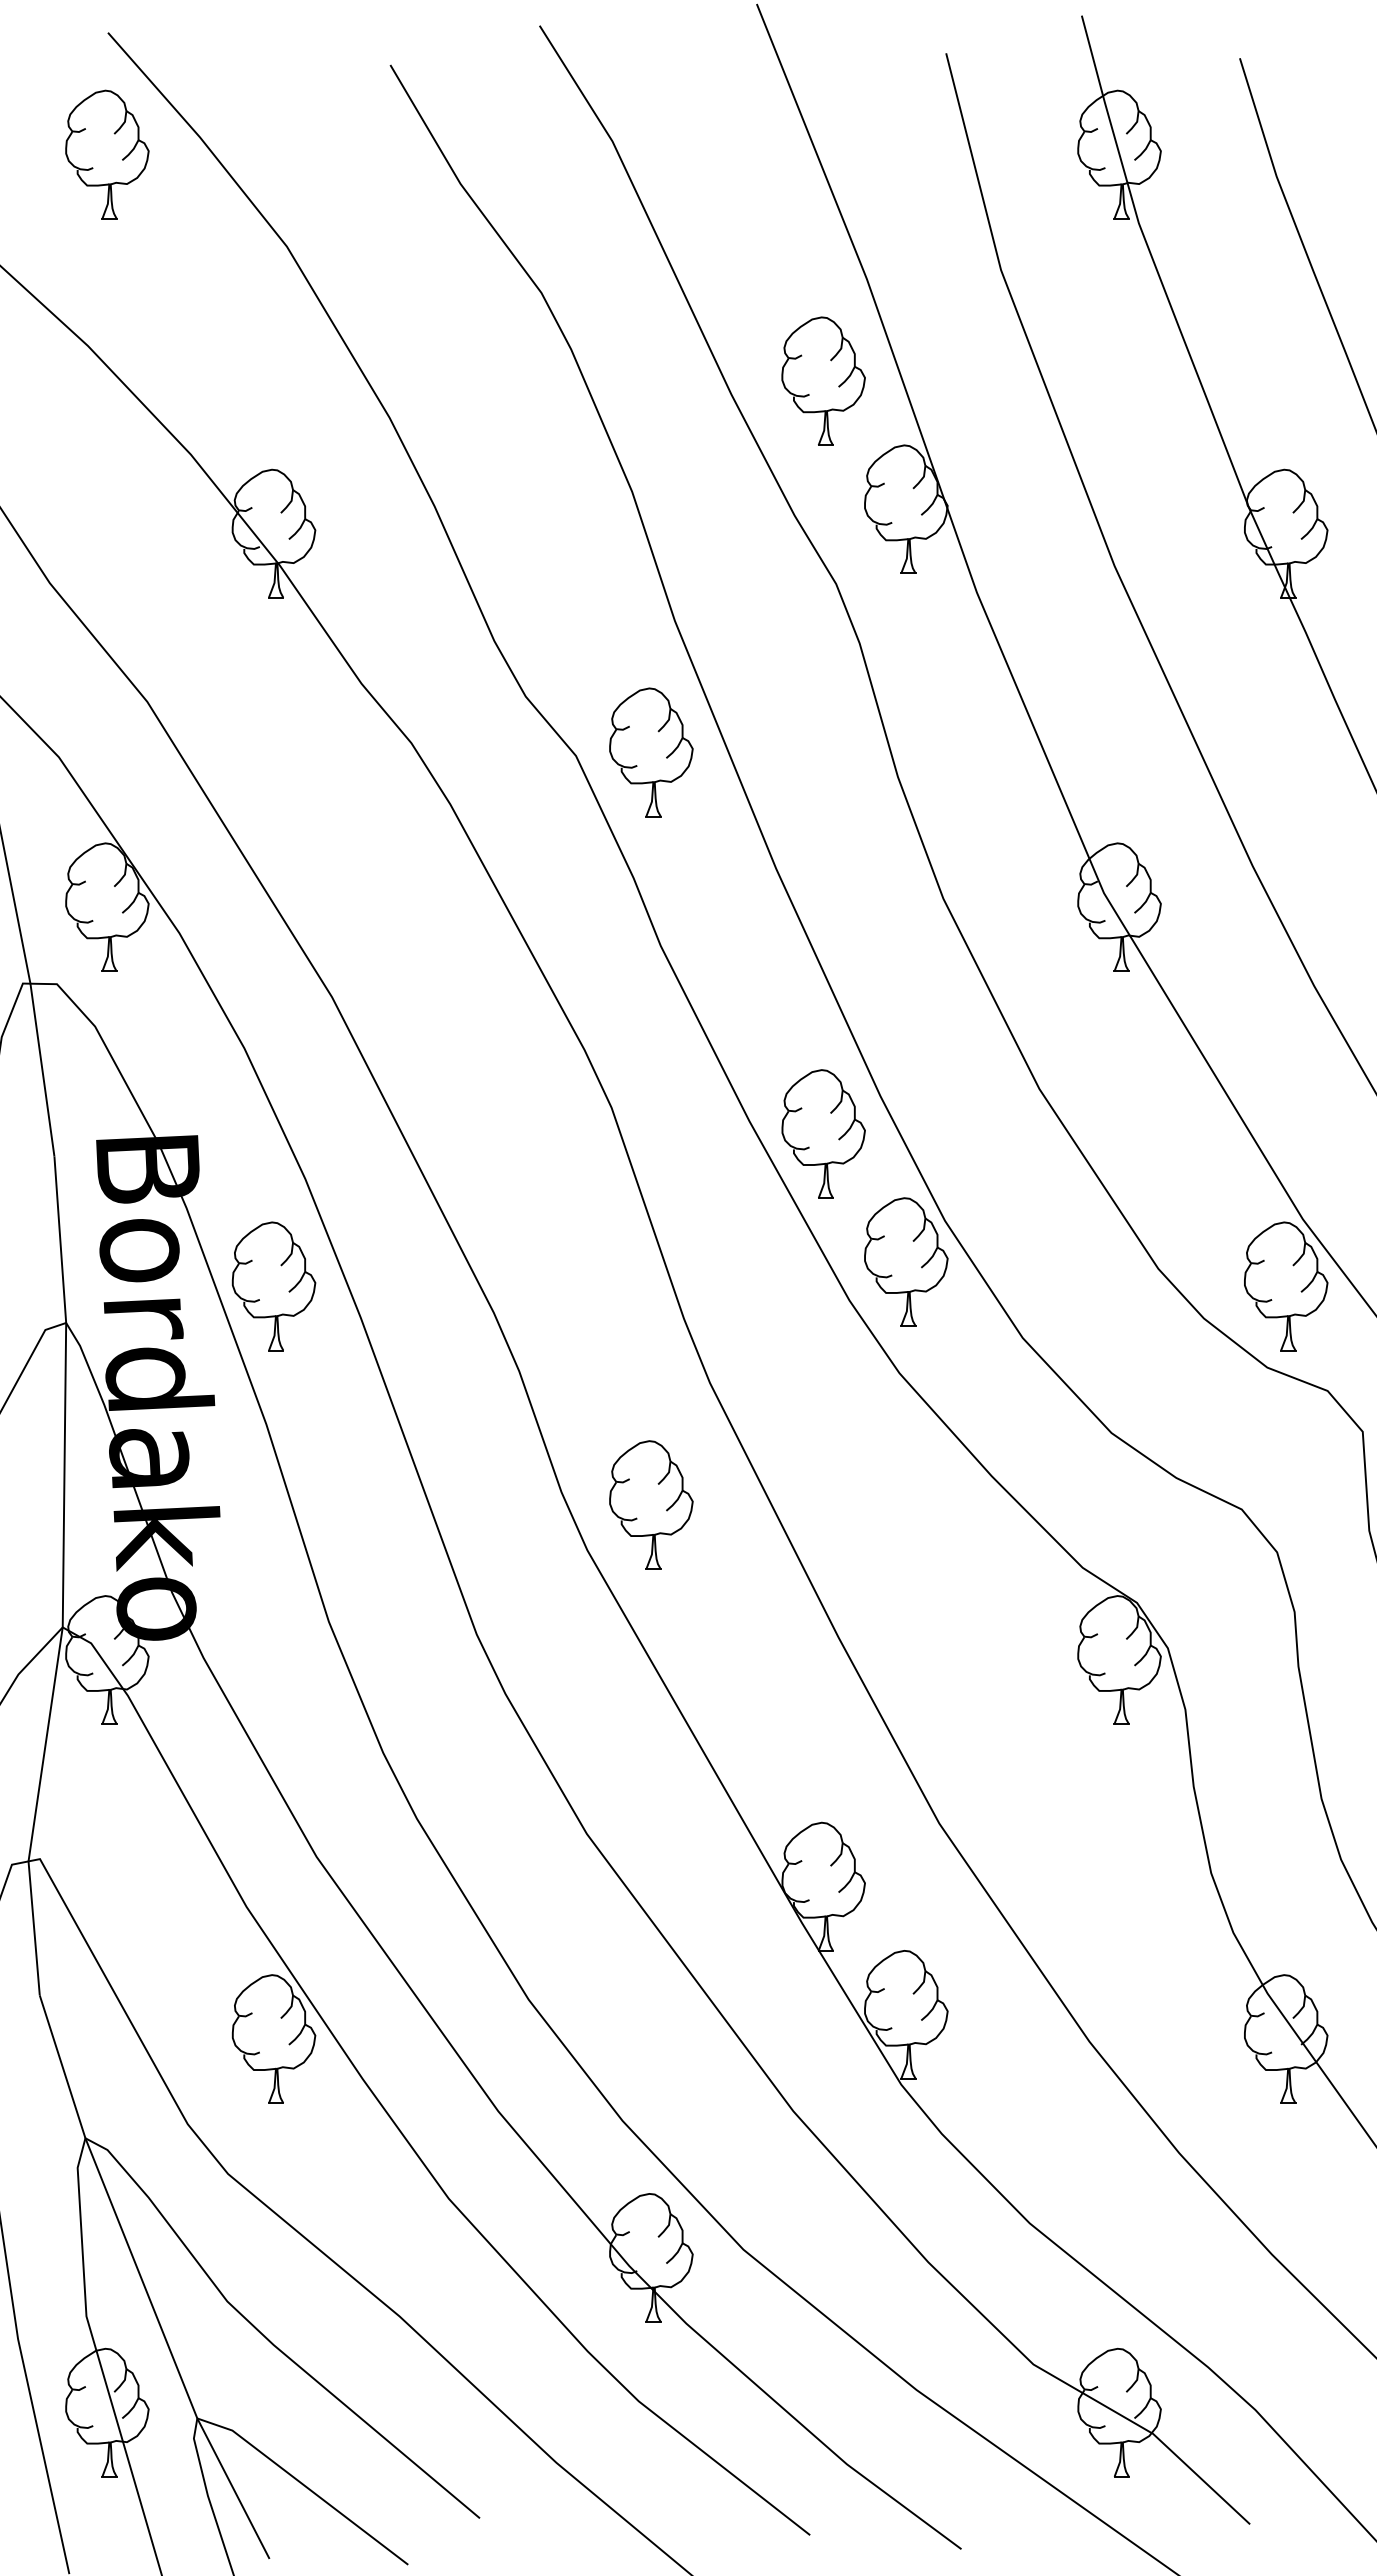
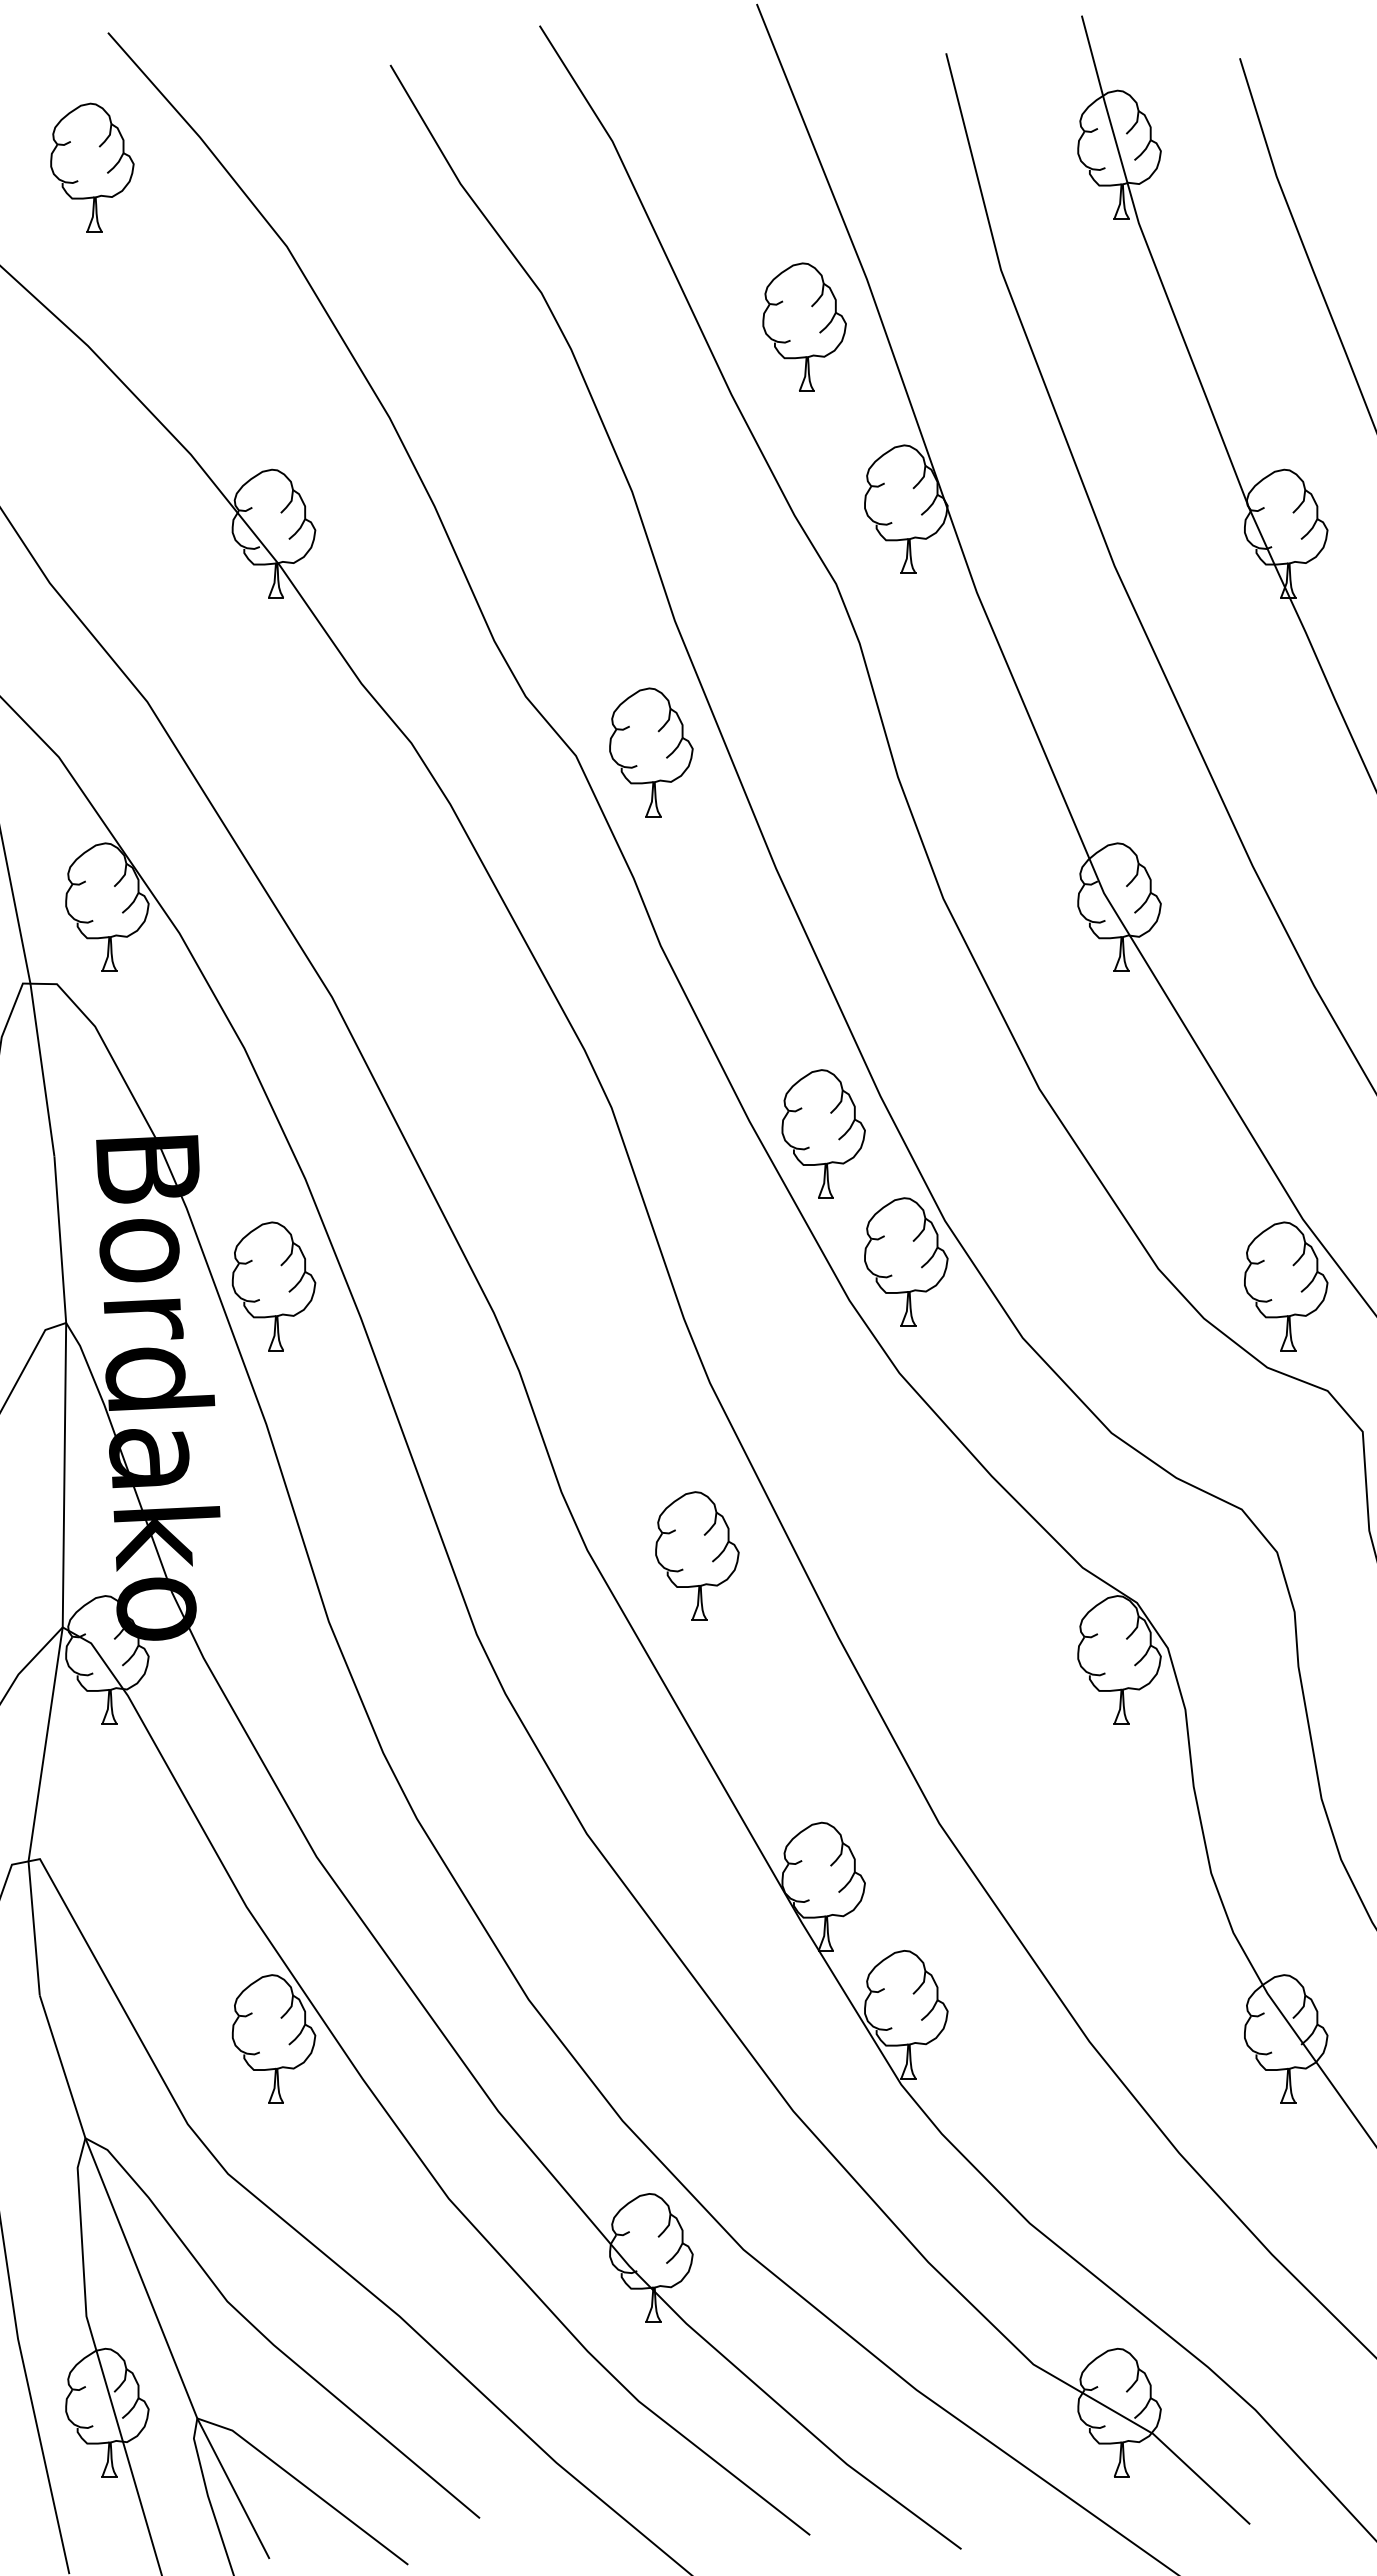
part position: (107, 154) -> (92, 167) (92, 167)
part position: (823, 380) -> (804, 326) (804, 326)
part position: (651, 1504) -> (697, 1555) (697, 1555)
